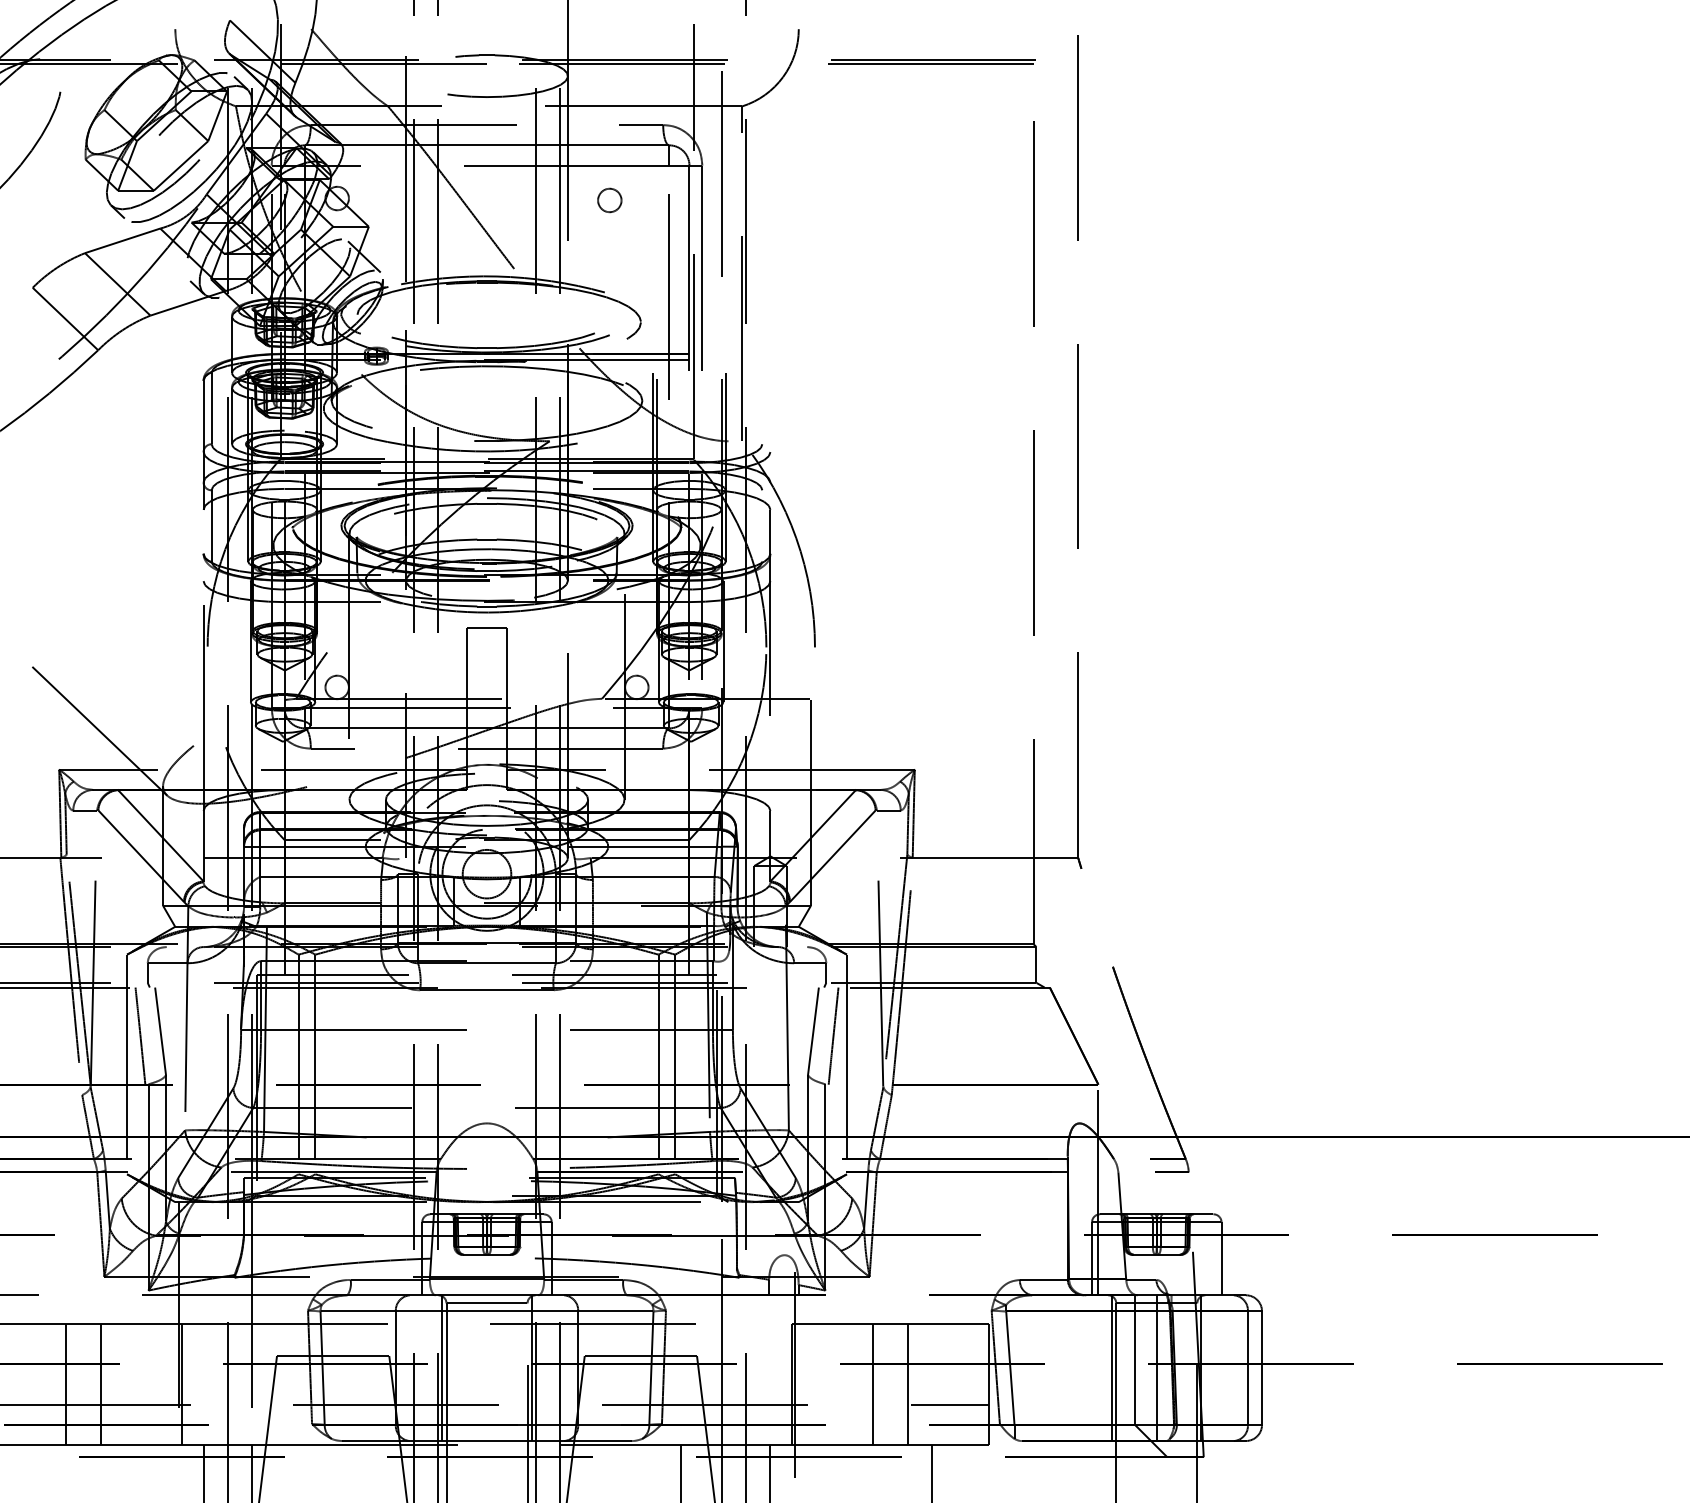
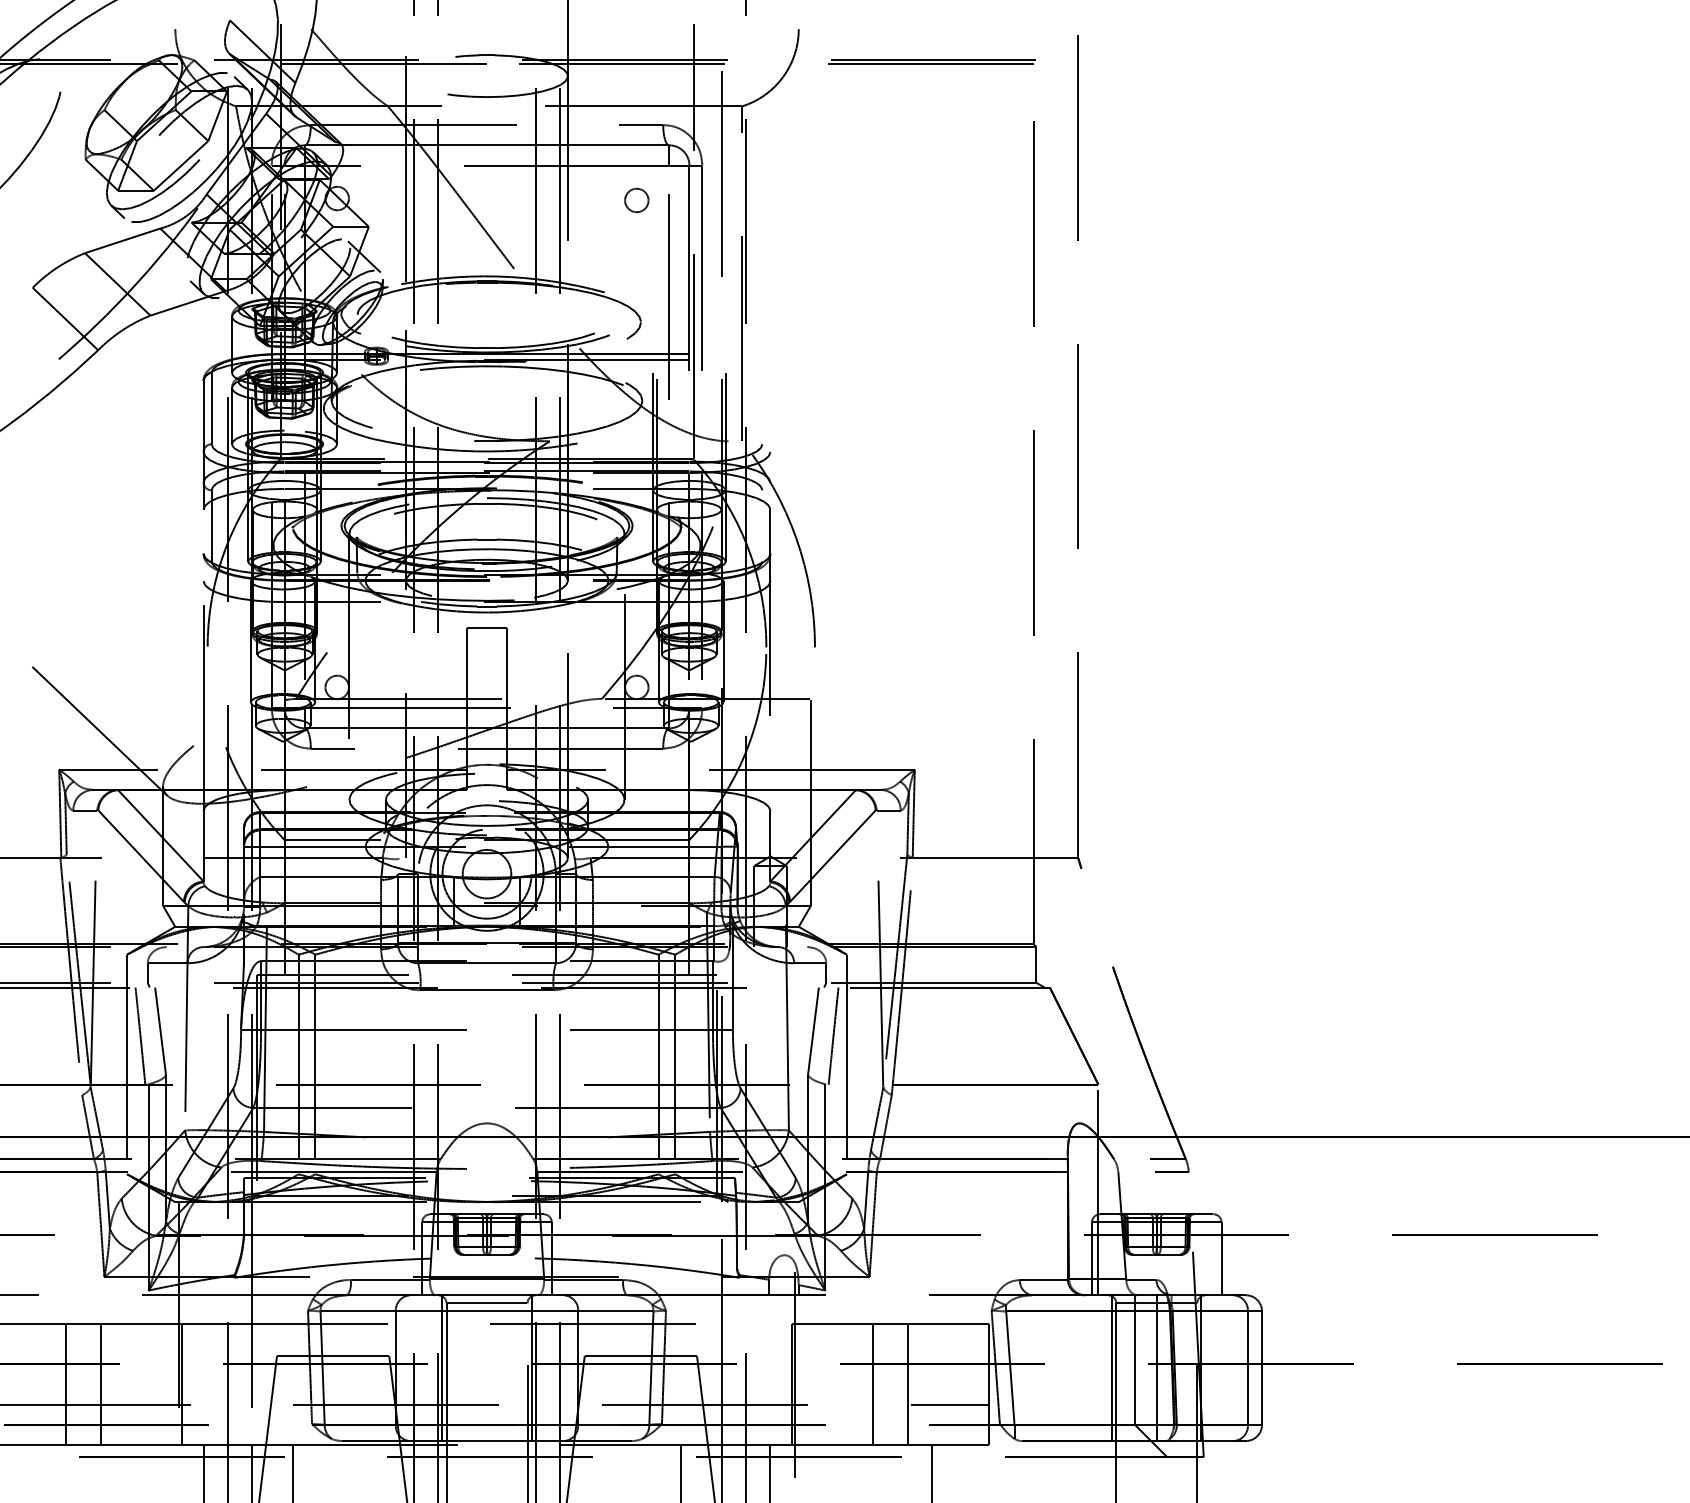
circle position: (609, 200) -> (636, 200) (636, 200)
line: none -> present (292, 1472)
